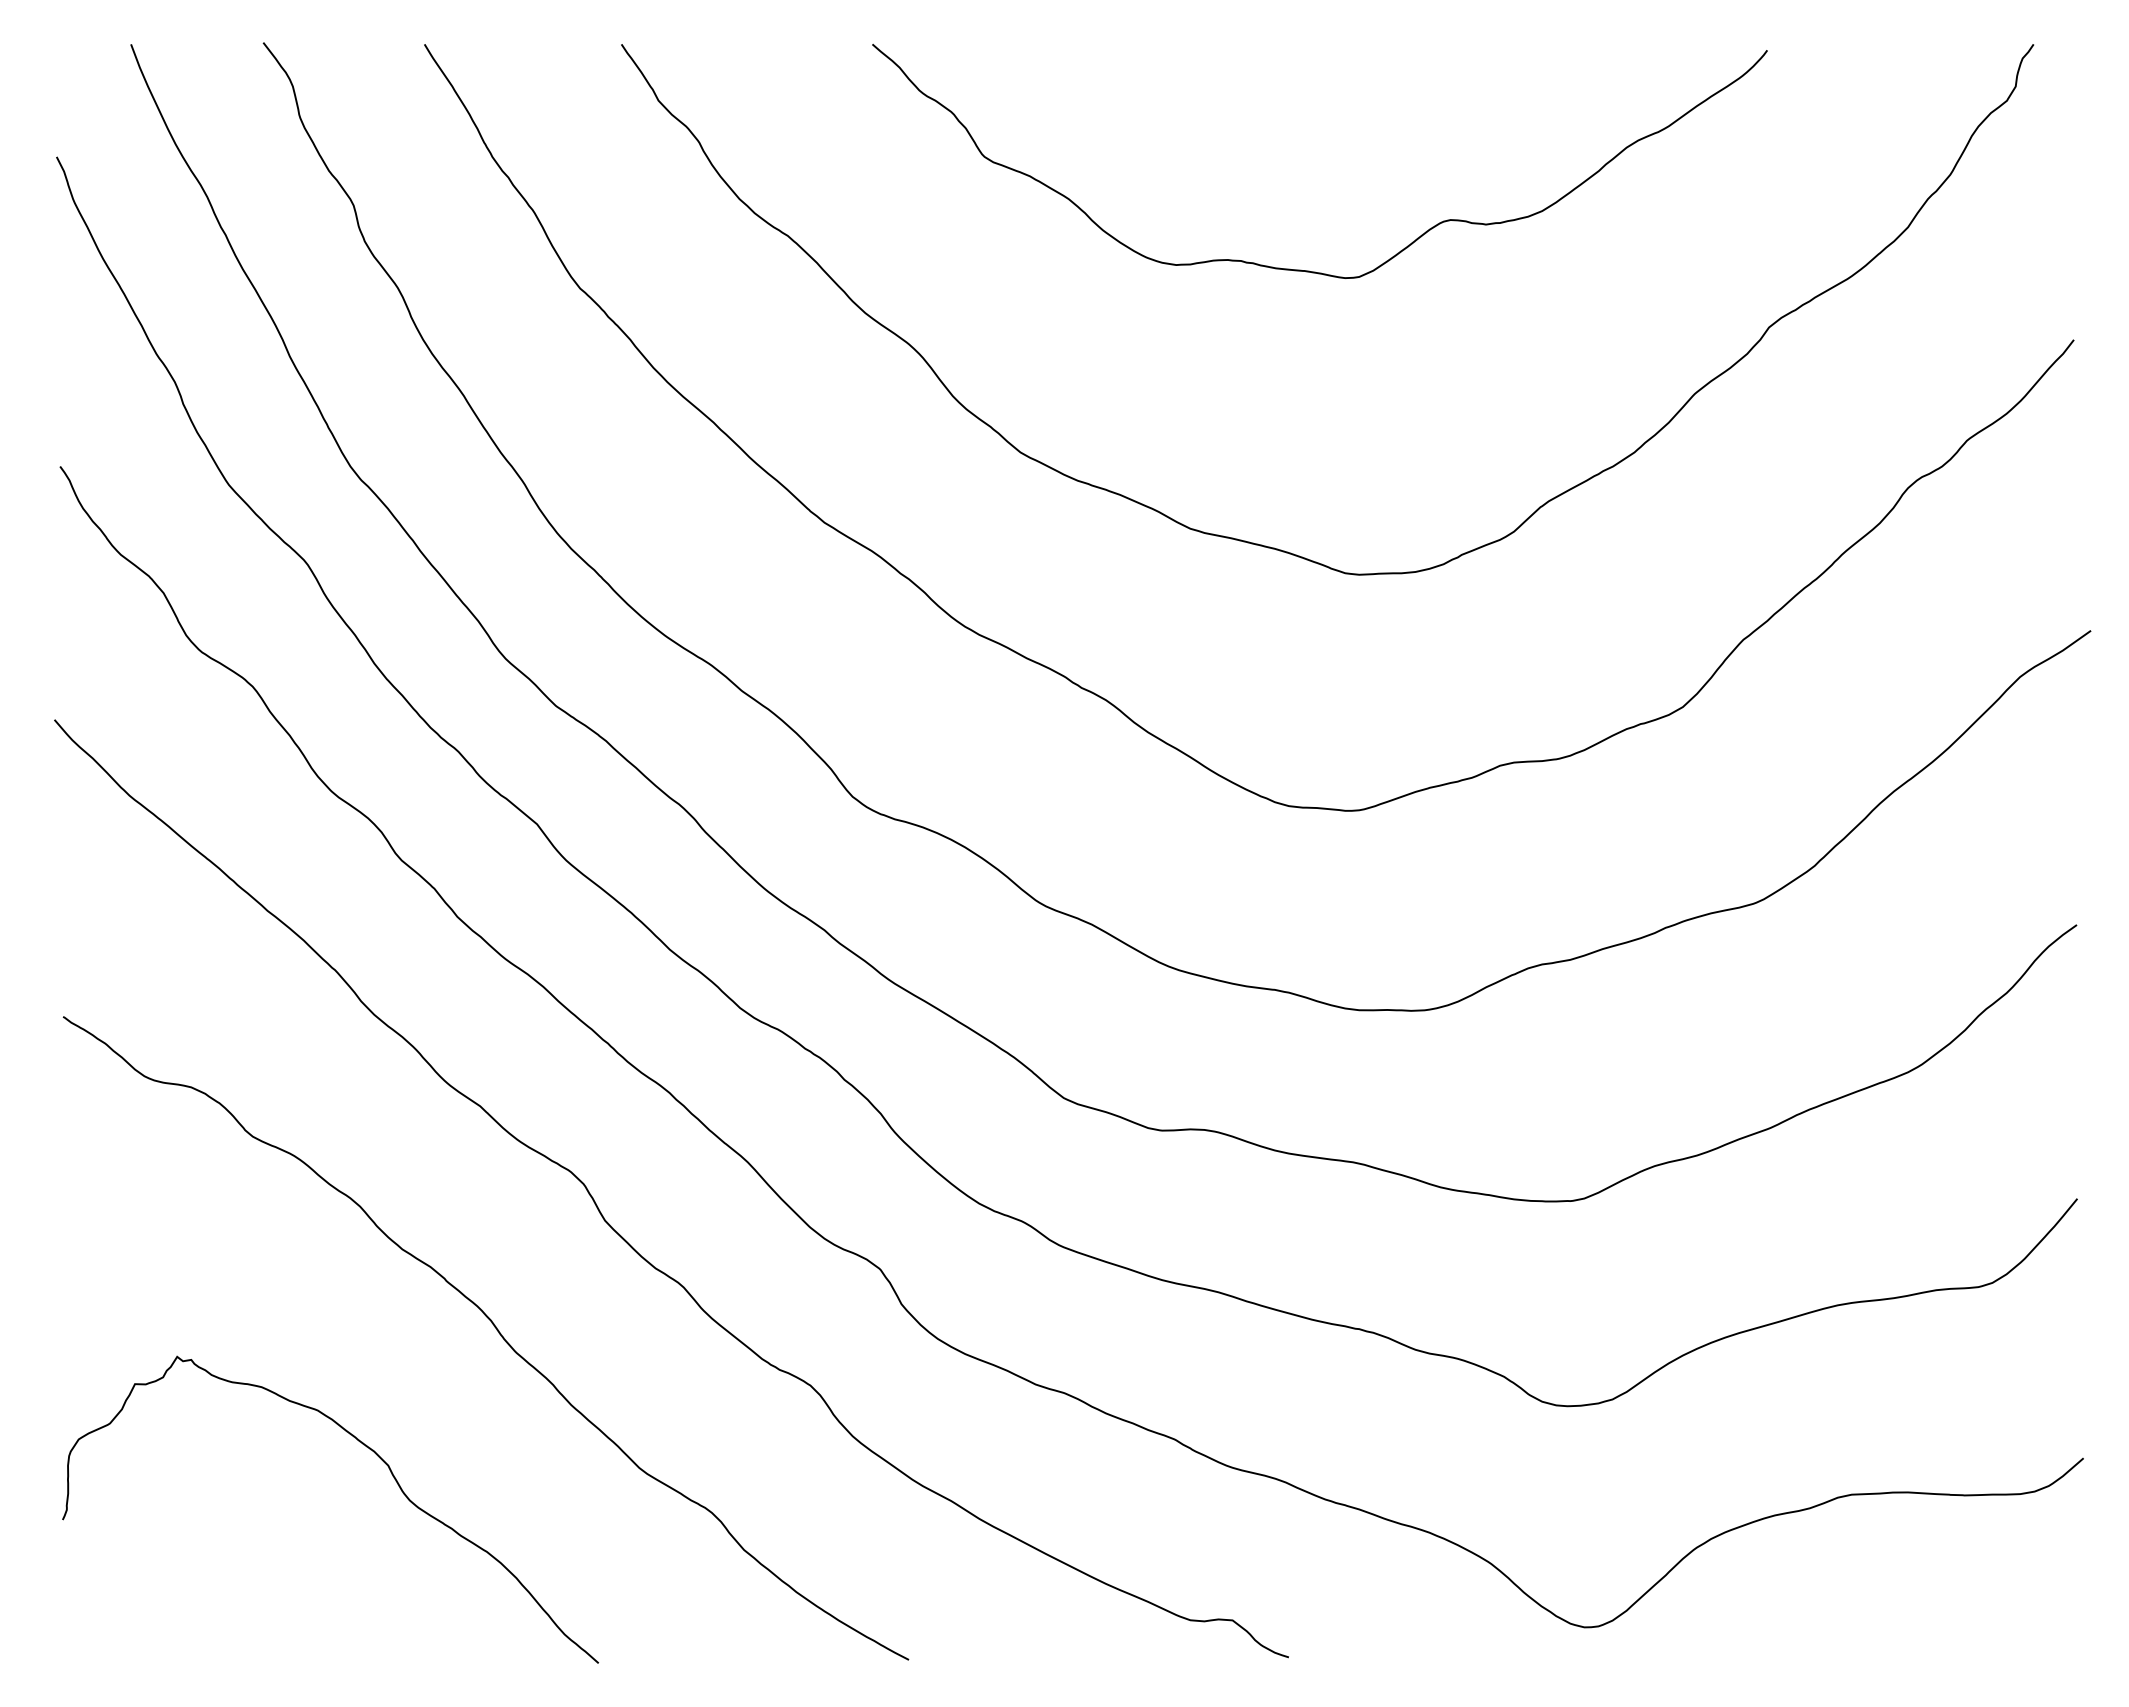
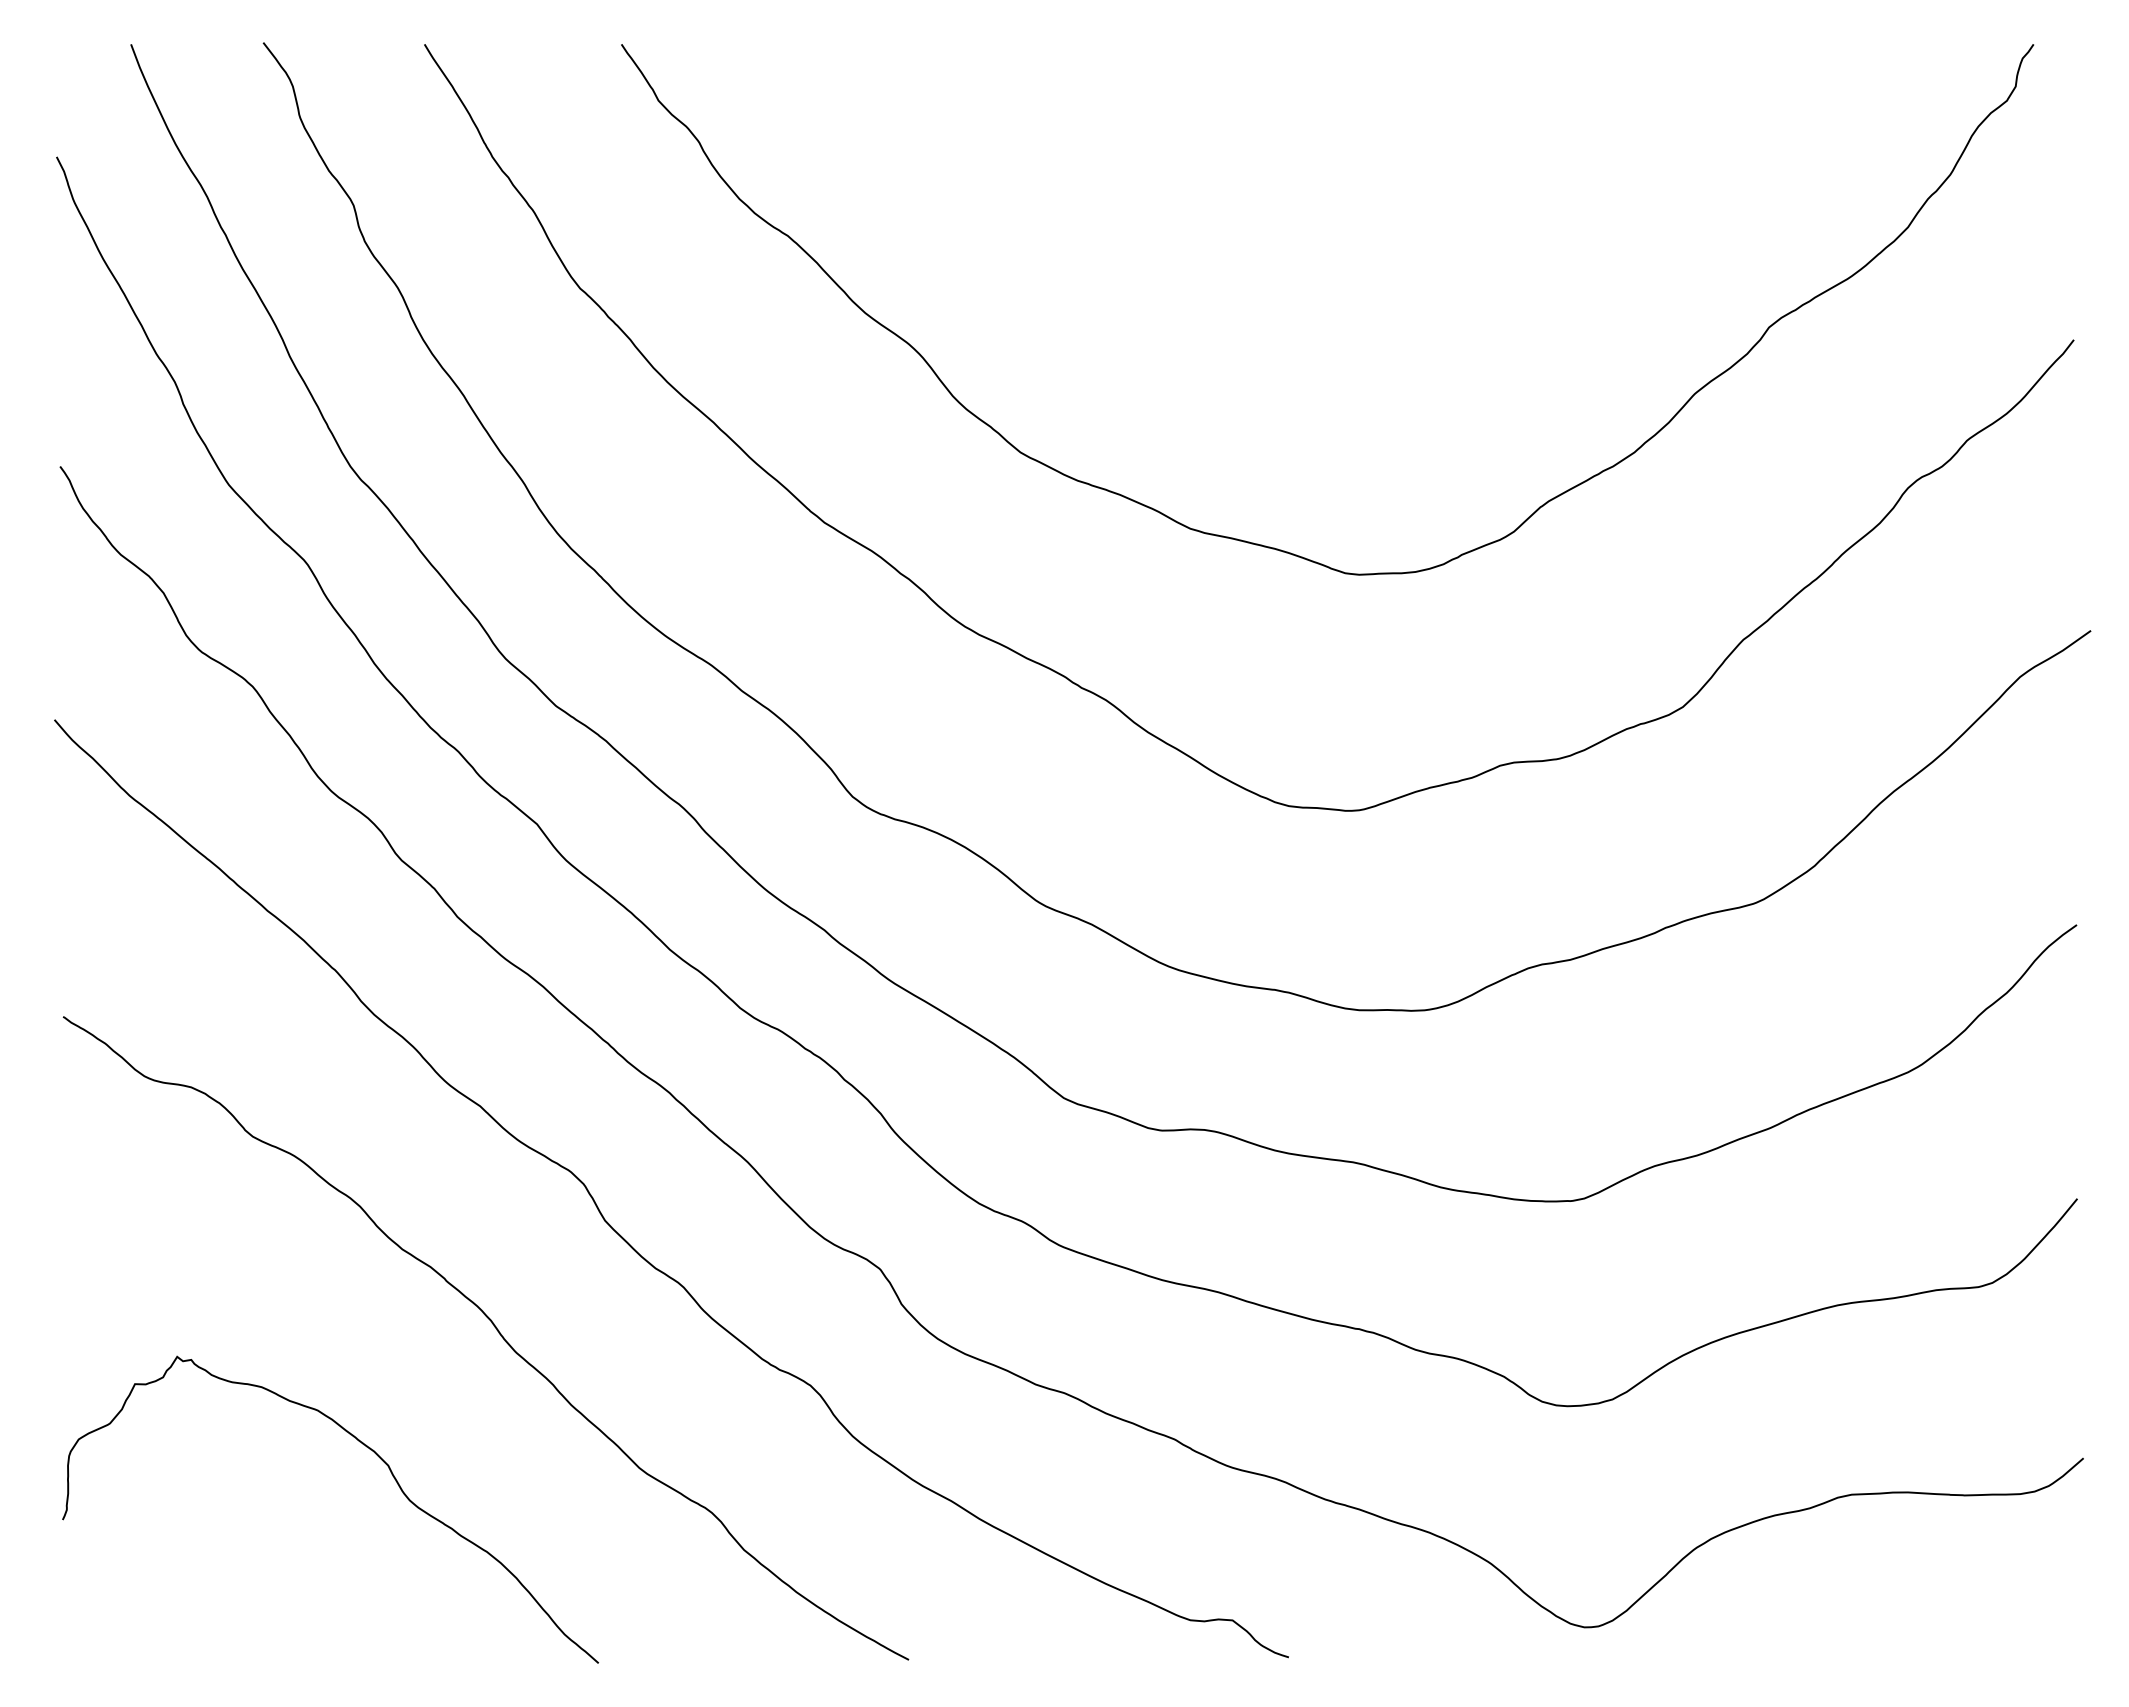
curve: present -> none (1309, 270)
